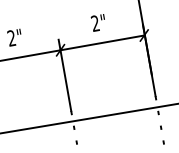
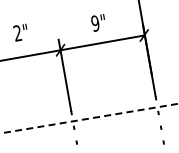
text: 2" -> 9" (94, 23)
text position: (14, 37) -> (20, 32) (20, 32)
line: solid -> dashed (88, 118)
